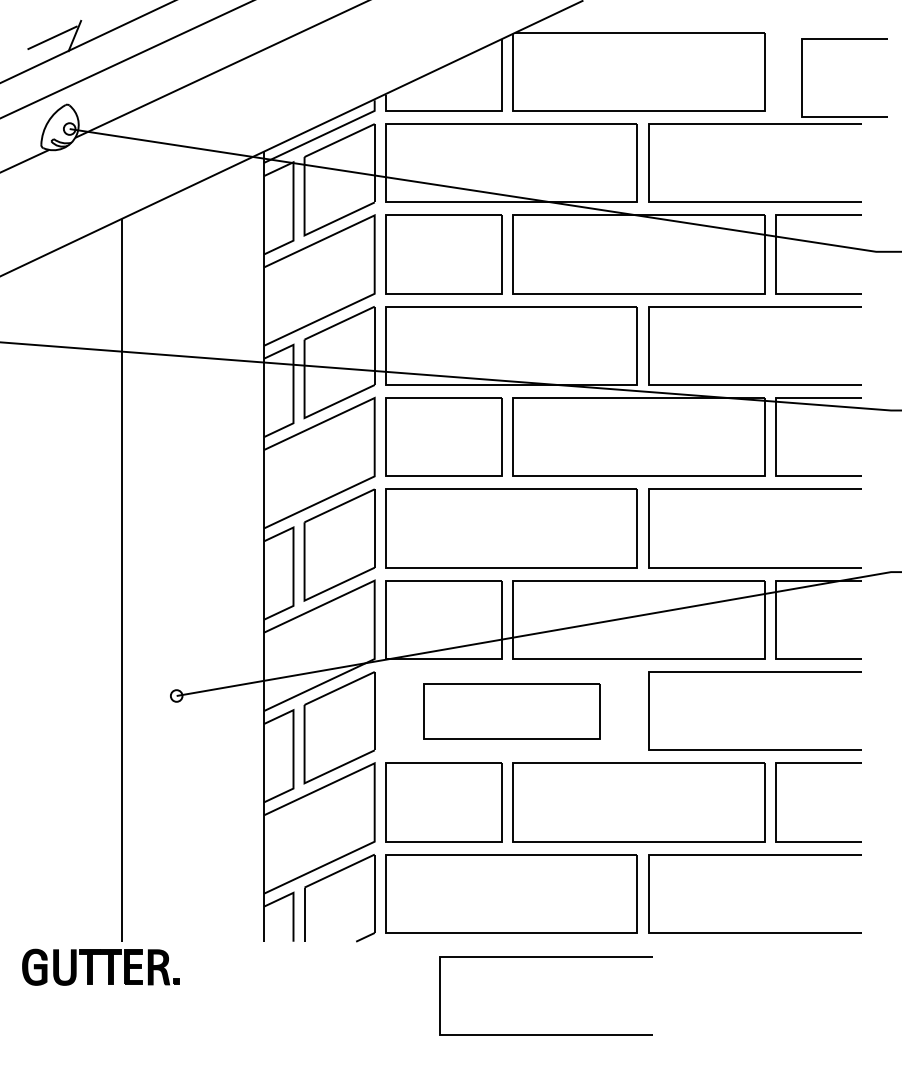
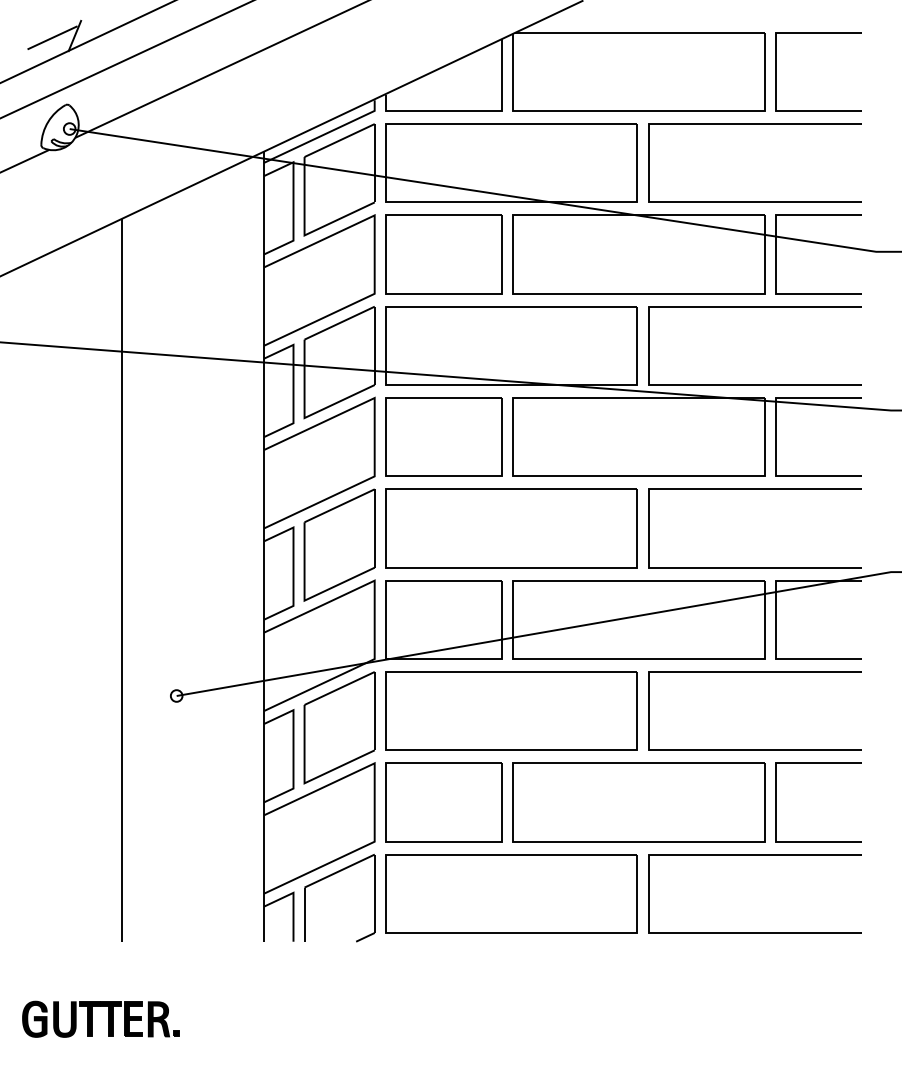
part position: (844, 39) -> (818, 33) (818, 33)
part size: 178x57 px -> 253x80 px (511, 710)
part: present -> none (545, 957)
part position: (92, 966) -> (92, 1018) (92, 1018)
